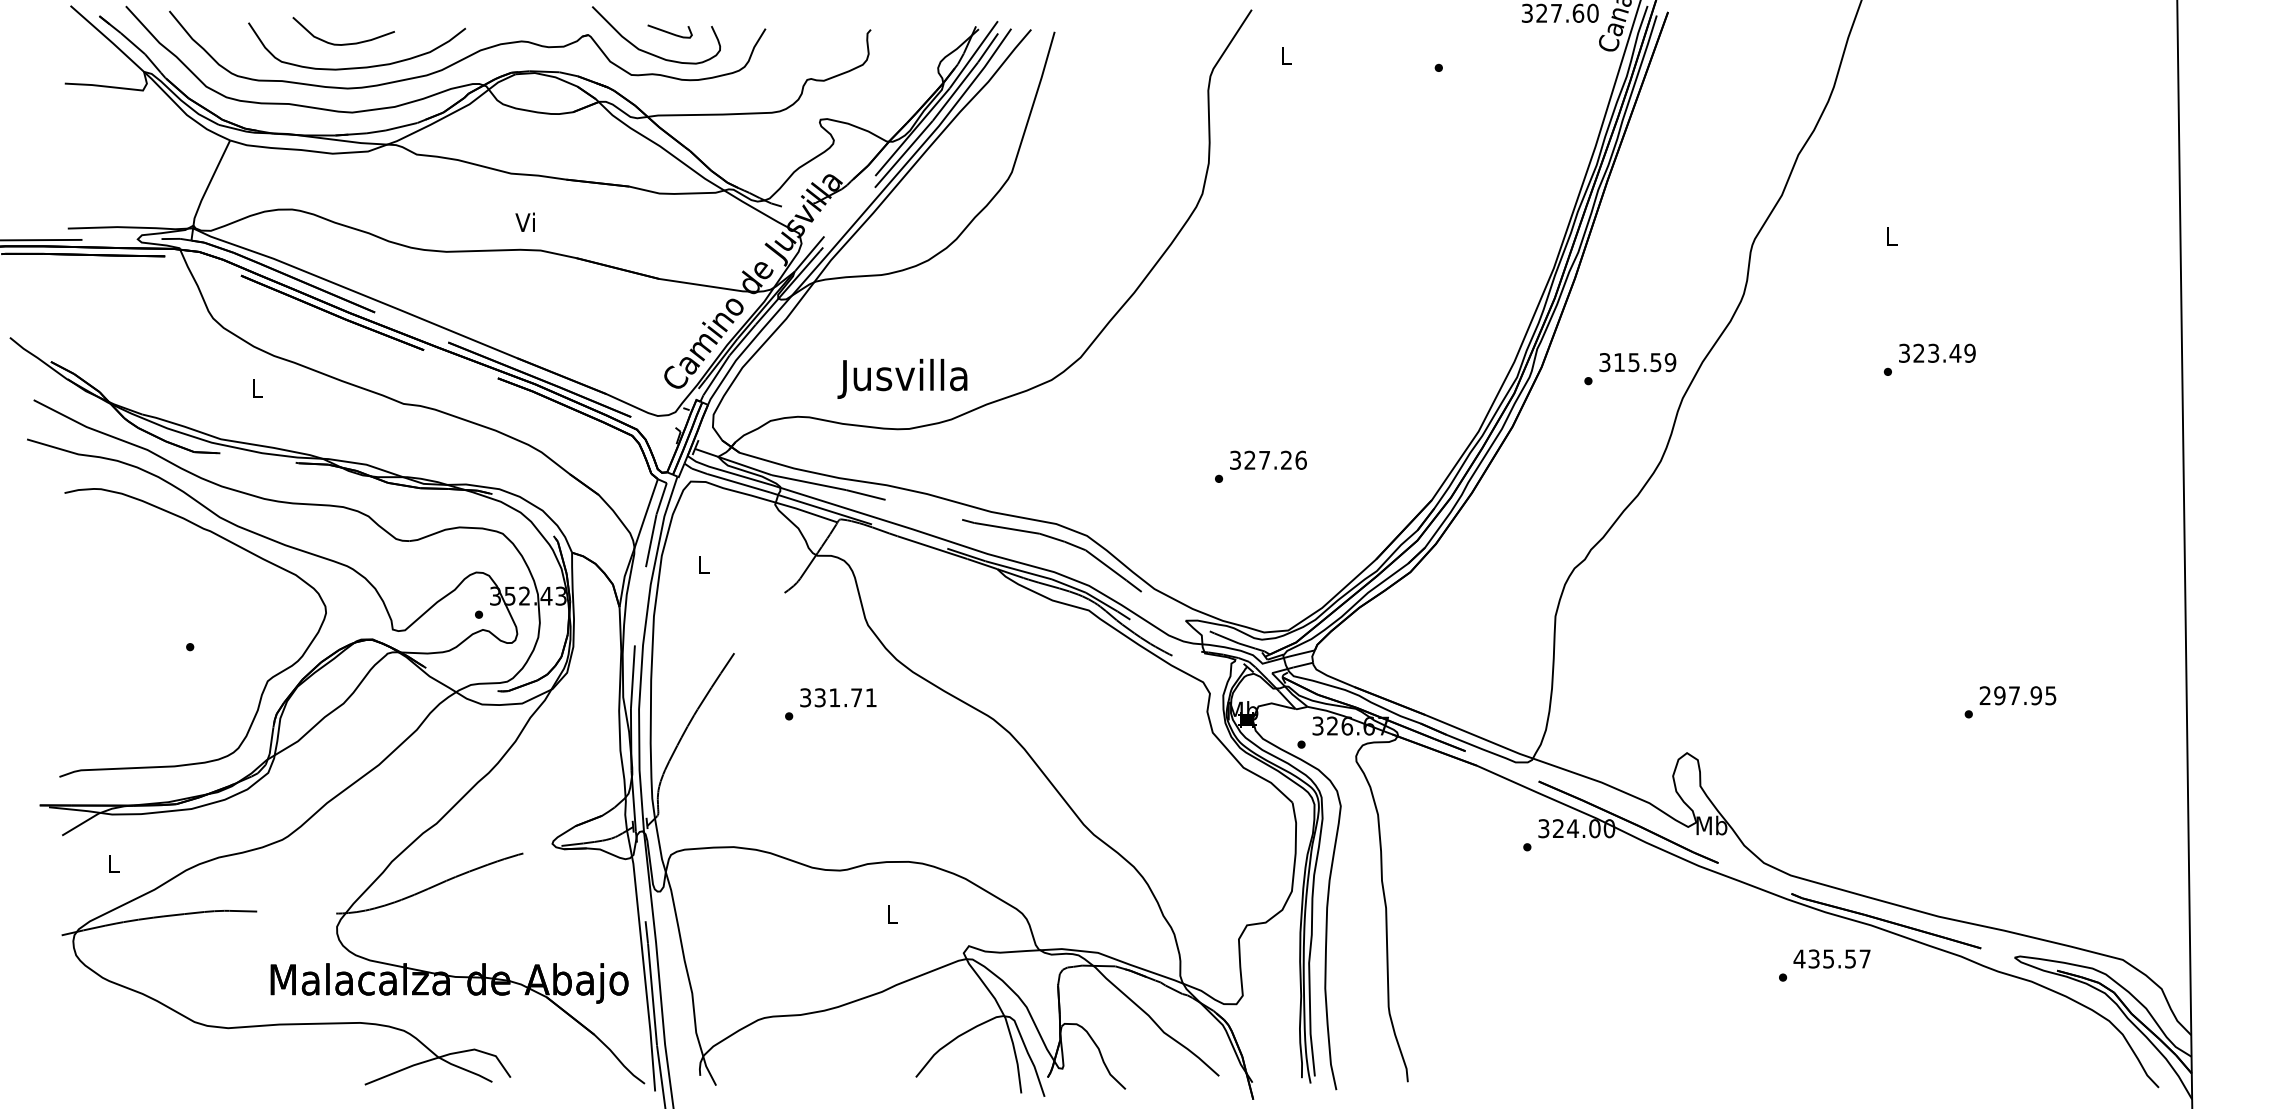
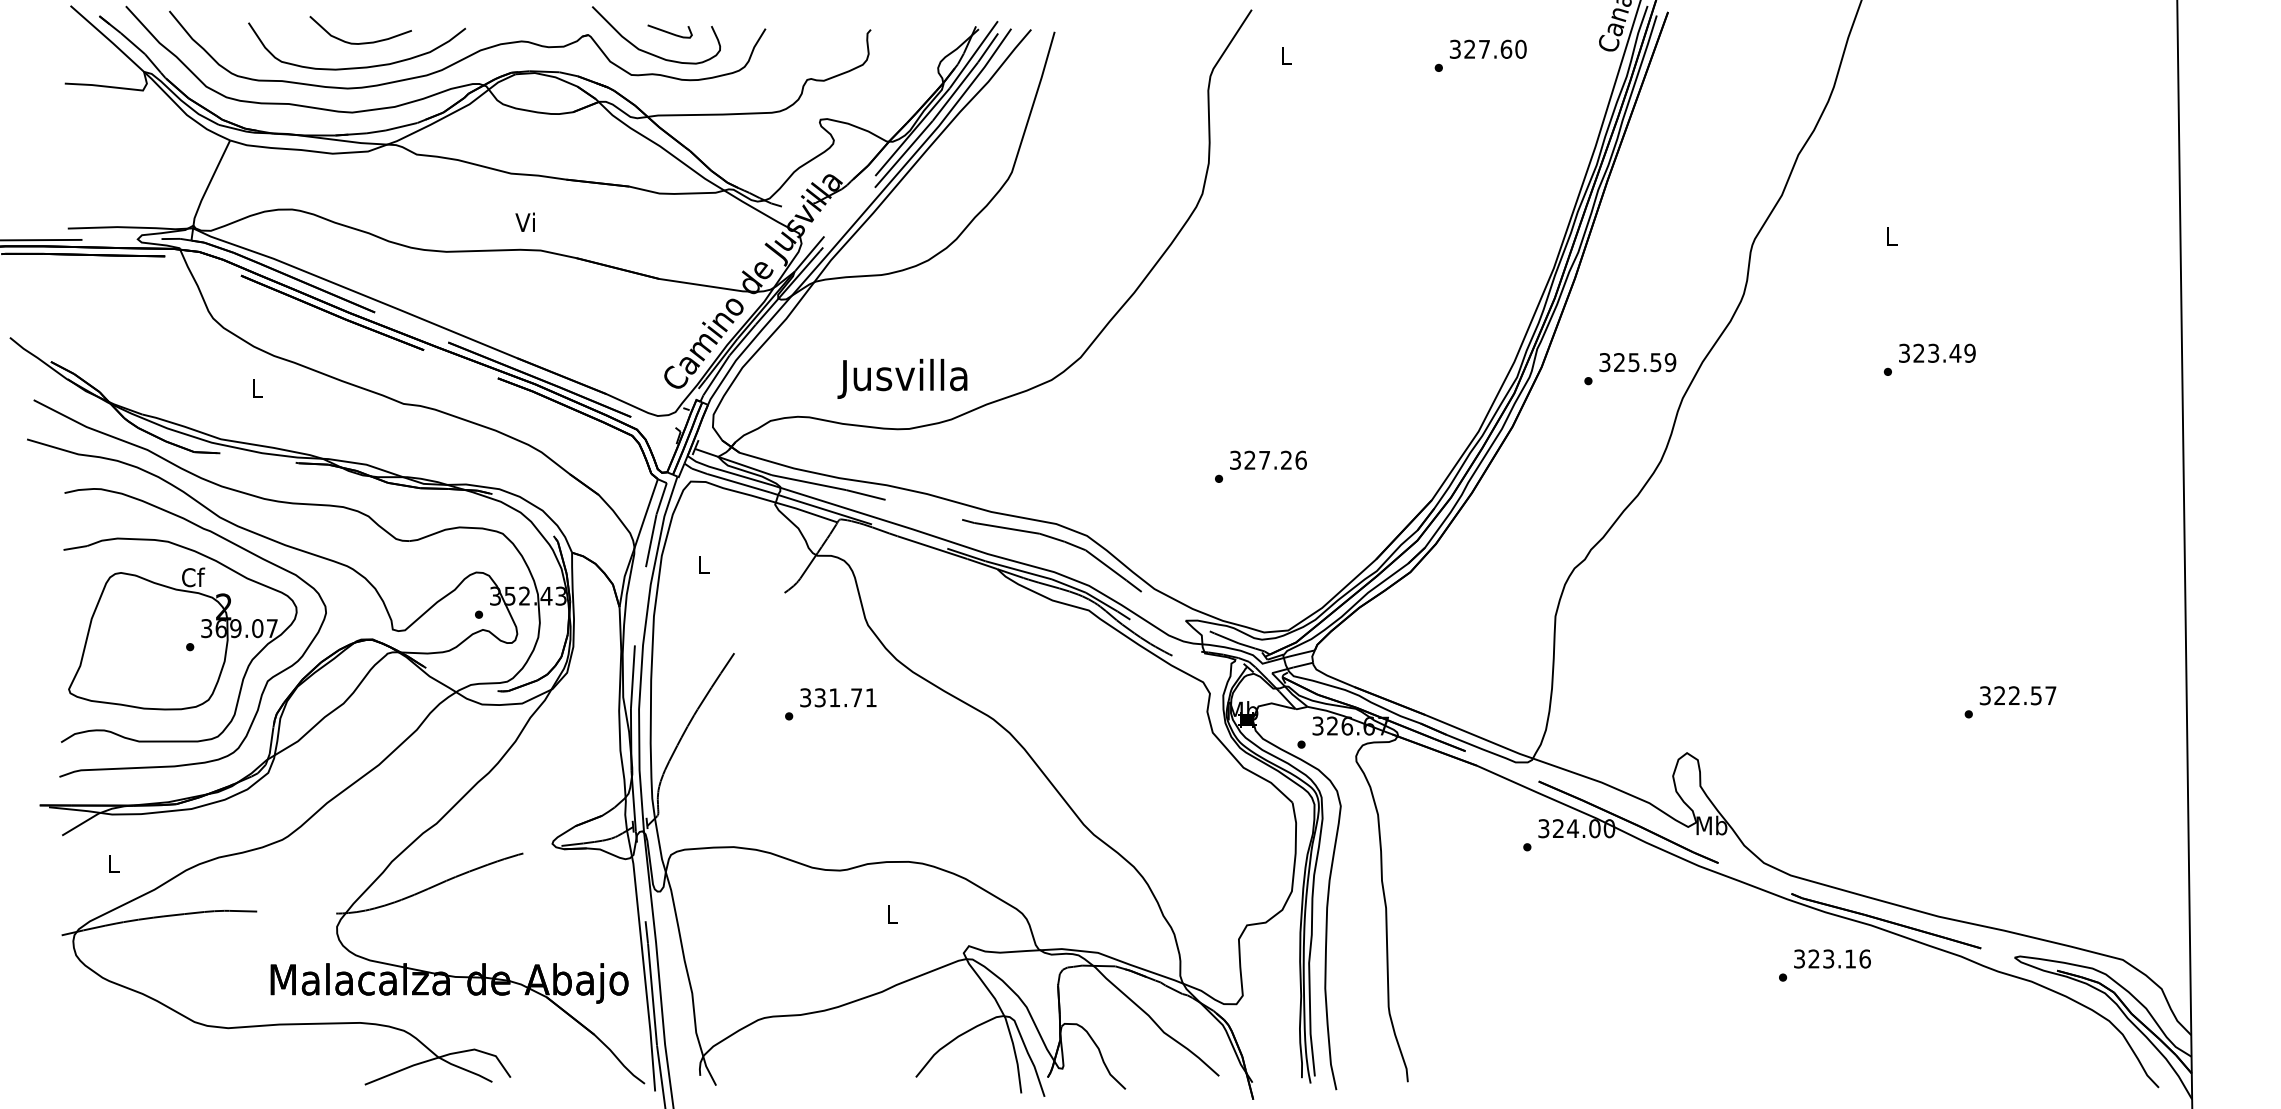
text position: (1560, 12) -> (1488, 48) (1488, 48)
curve position: (343, 43) -> (360, 42) (360, 42)
text: 315.59 -> 325.59 (1619, 362)
part: none -> present (178, 639)
text: 297.95 -> 322.57 (2017, 695)
text: 435.57 -> 323.16 (1831, 958)
